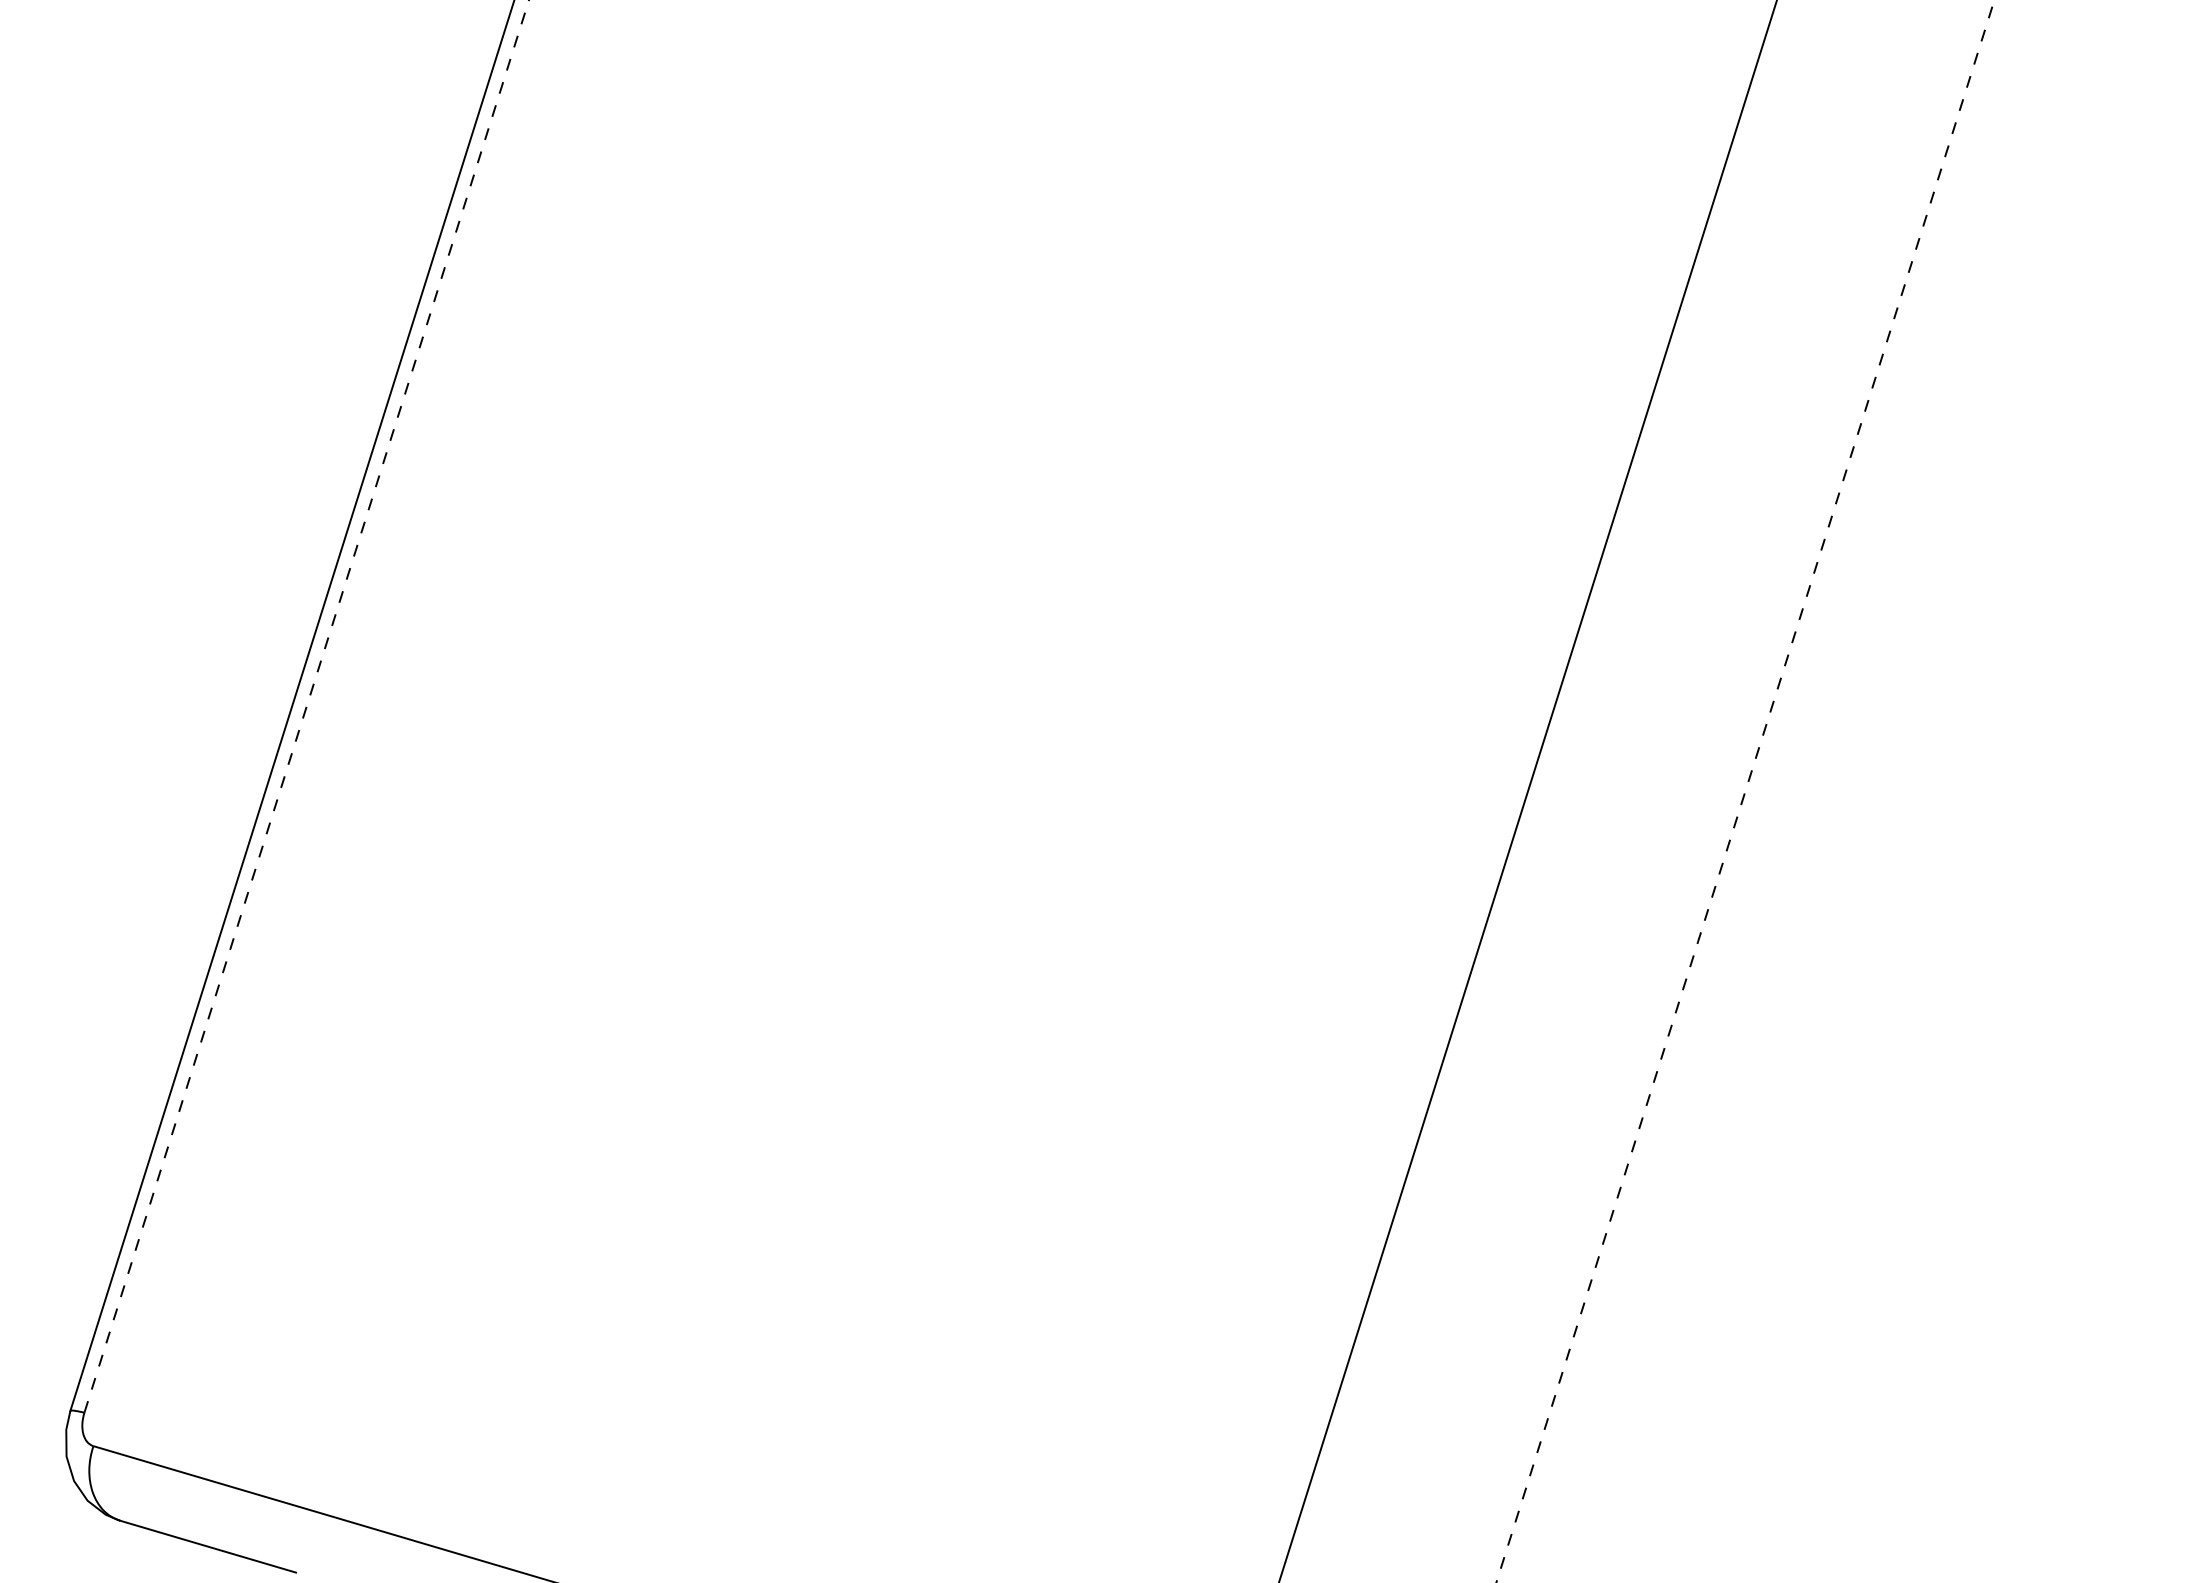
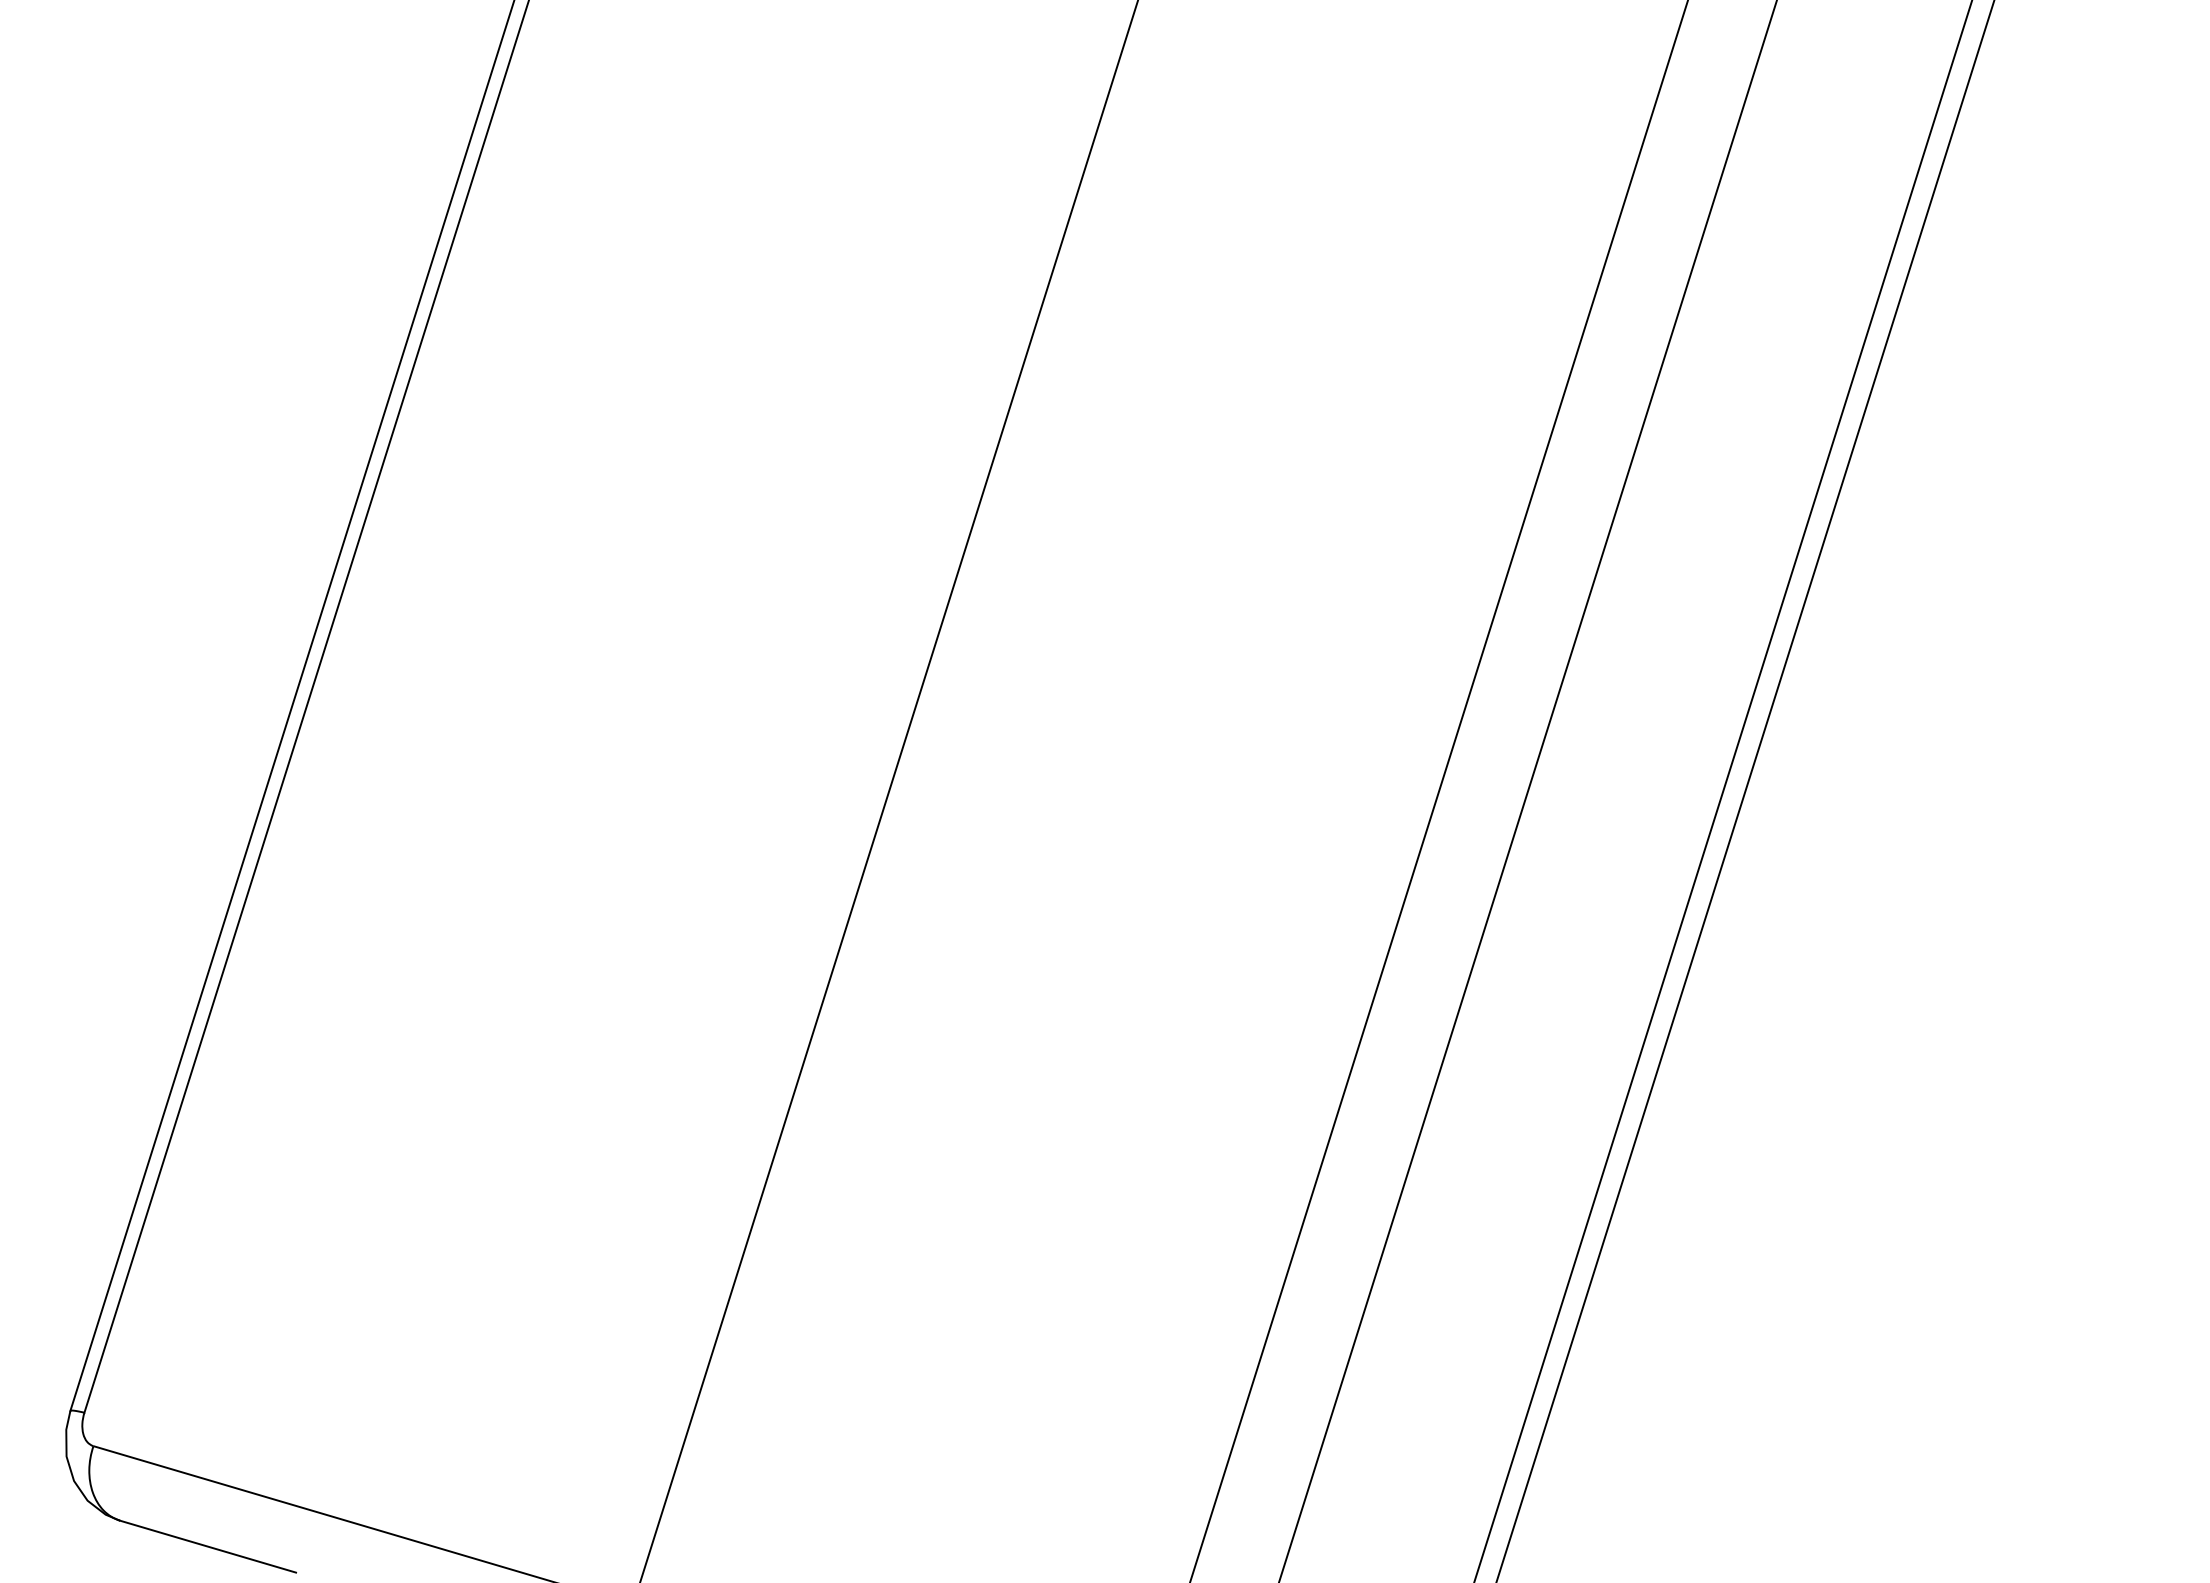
line: dashed -> solid (306, 706)
line: none -> present (888, 790)
line: none -> present (1439, 790)
line: none -> present (1723, 790)
line: dashed -> solid (1745, 791)
